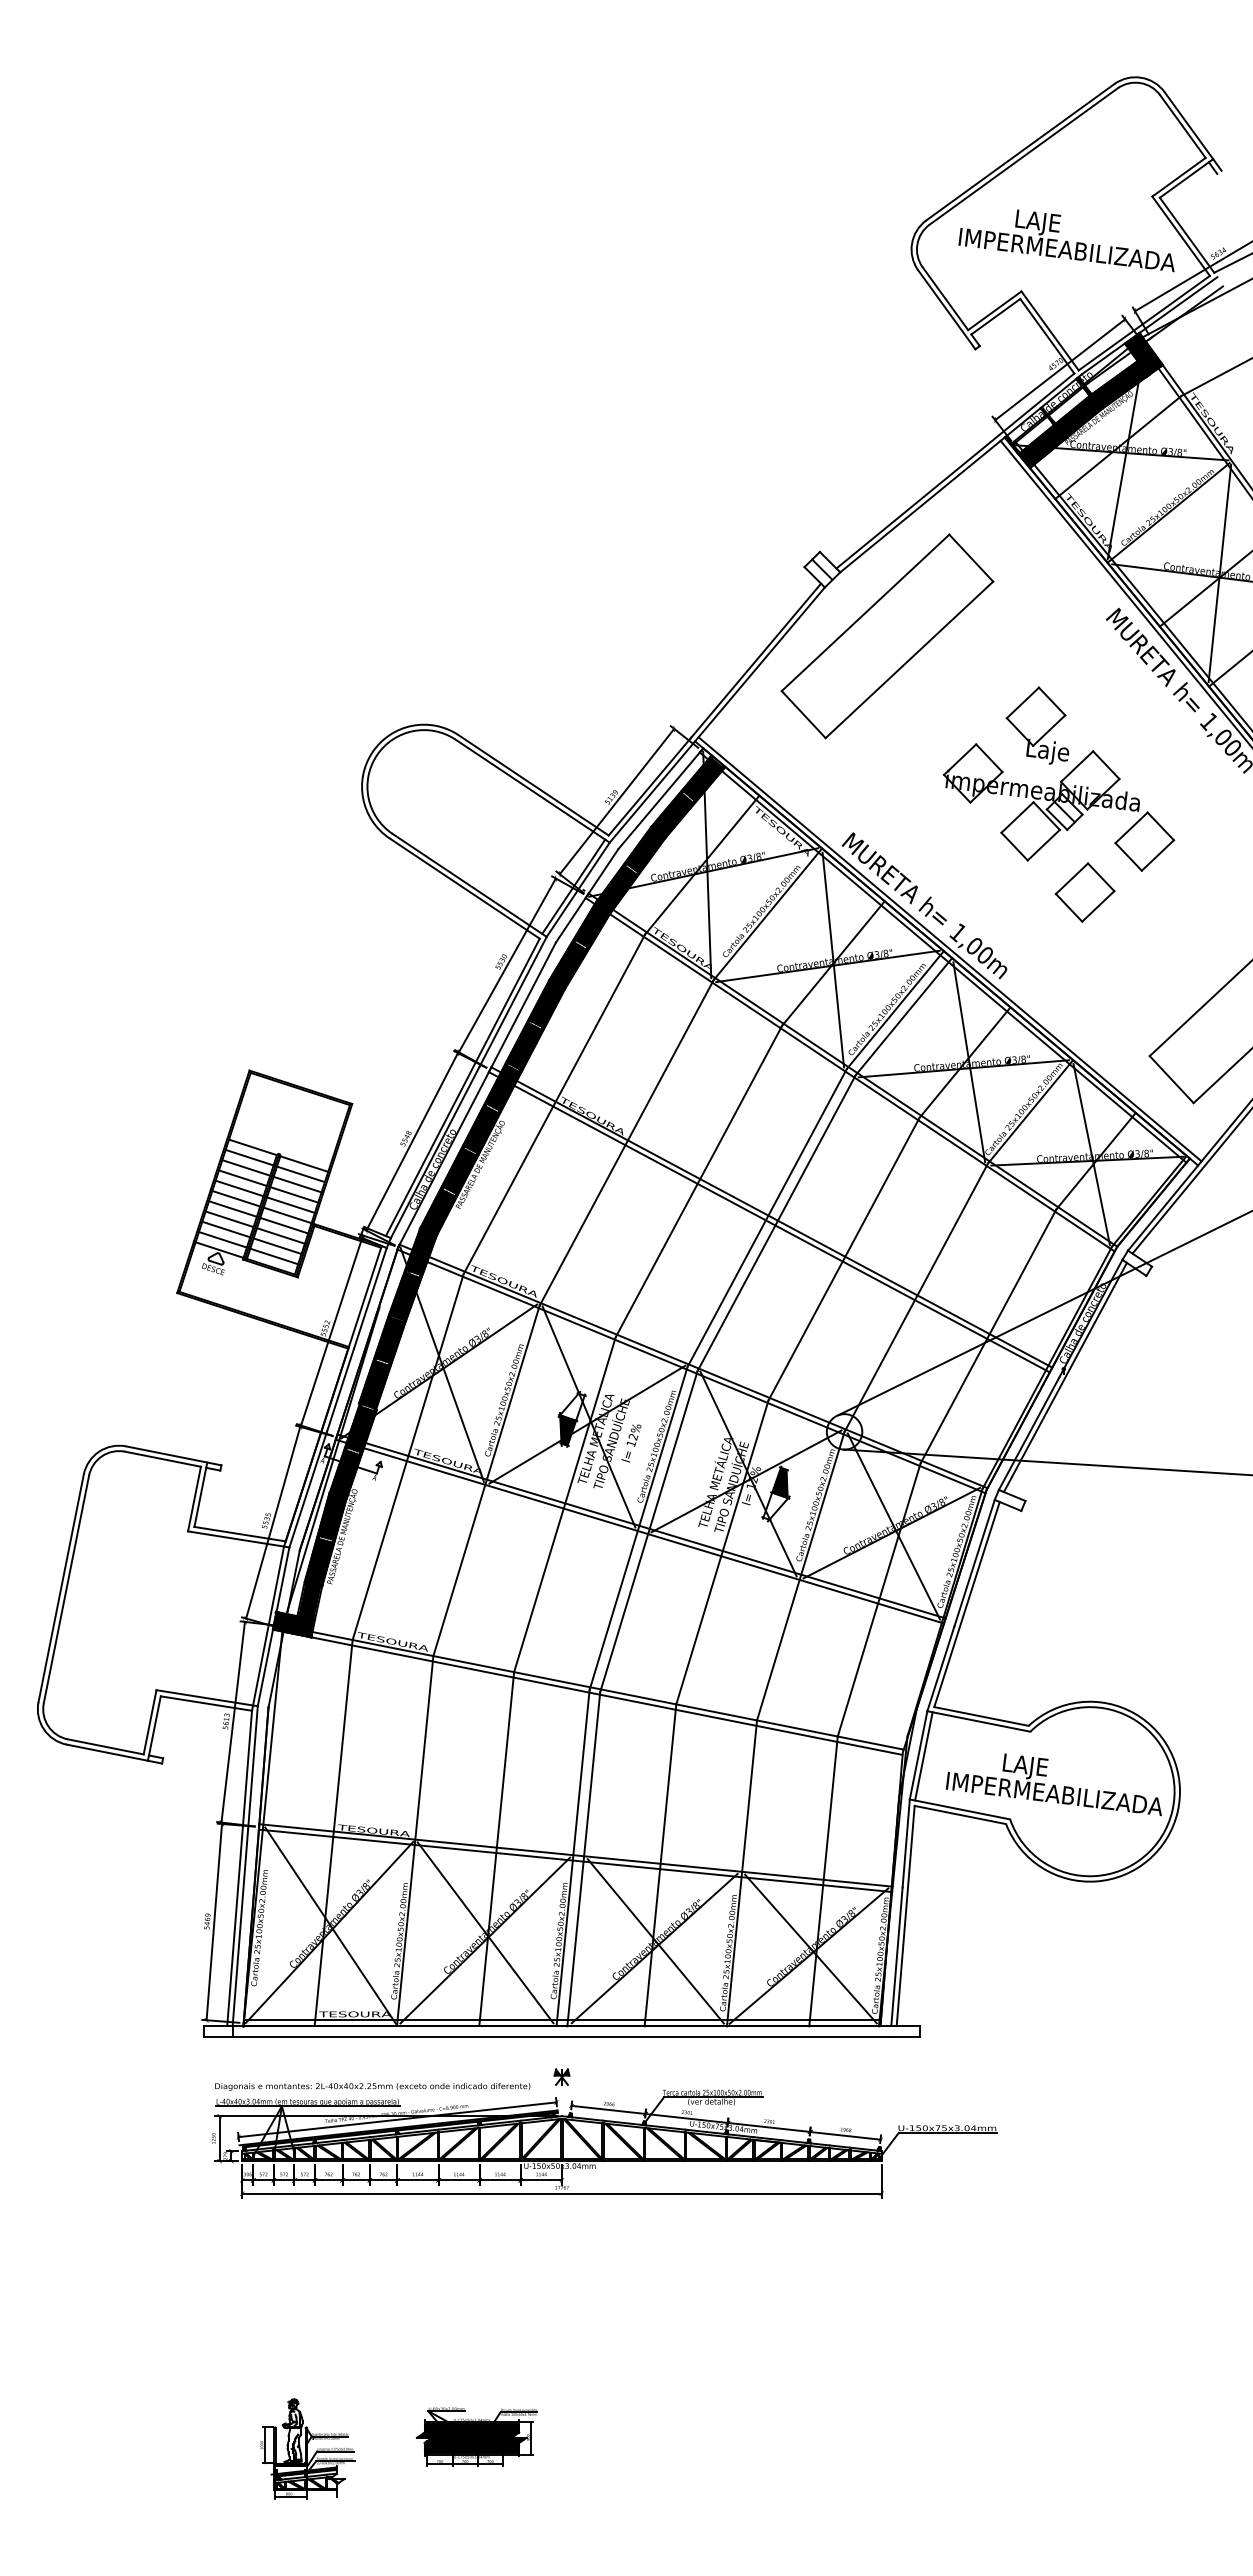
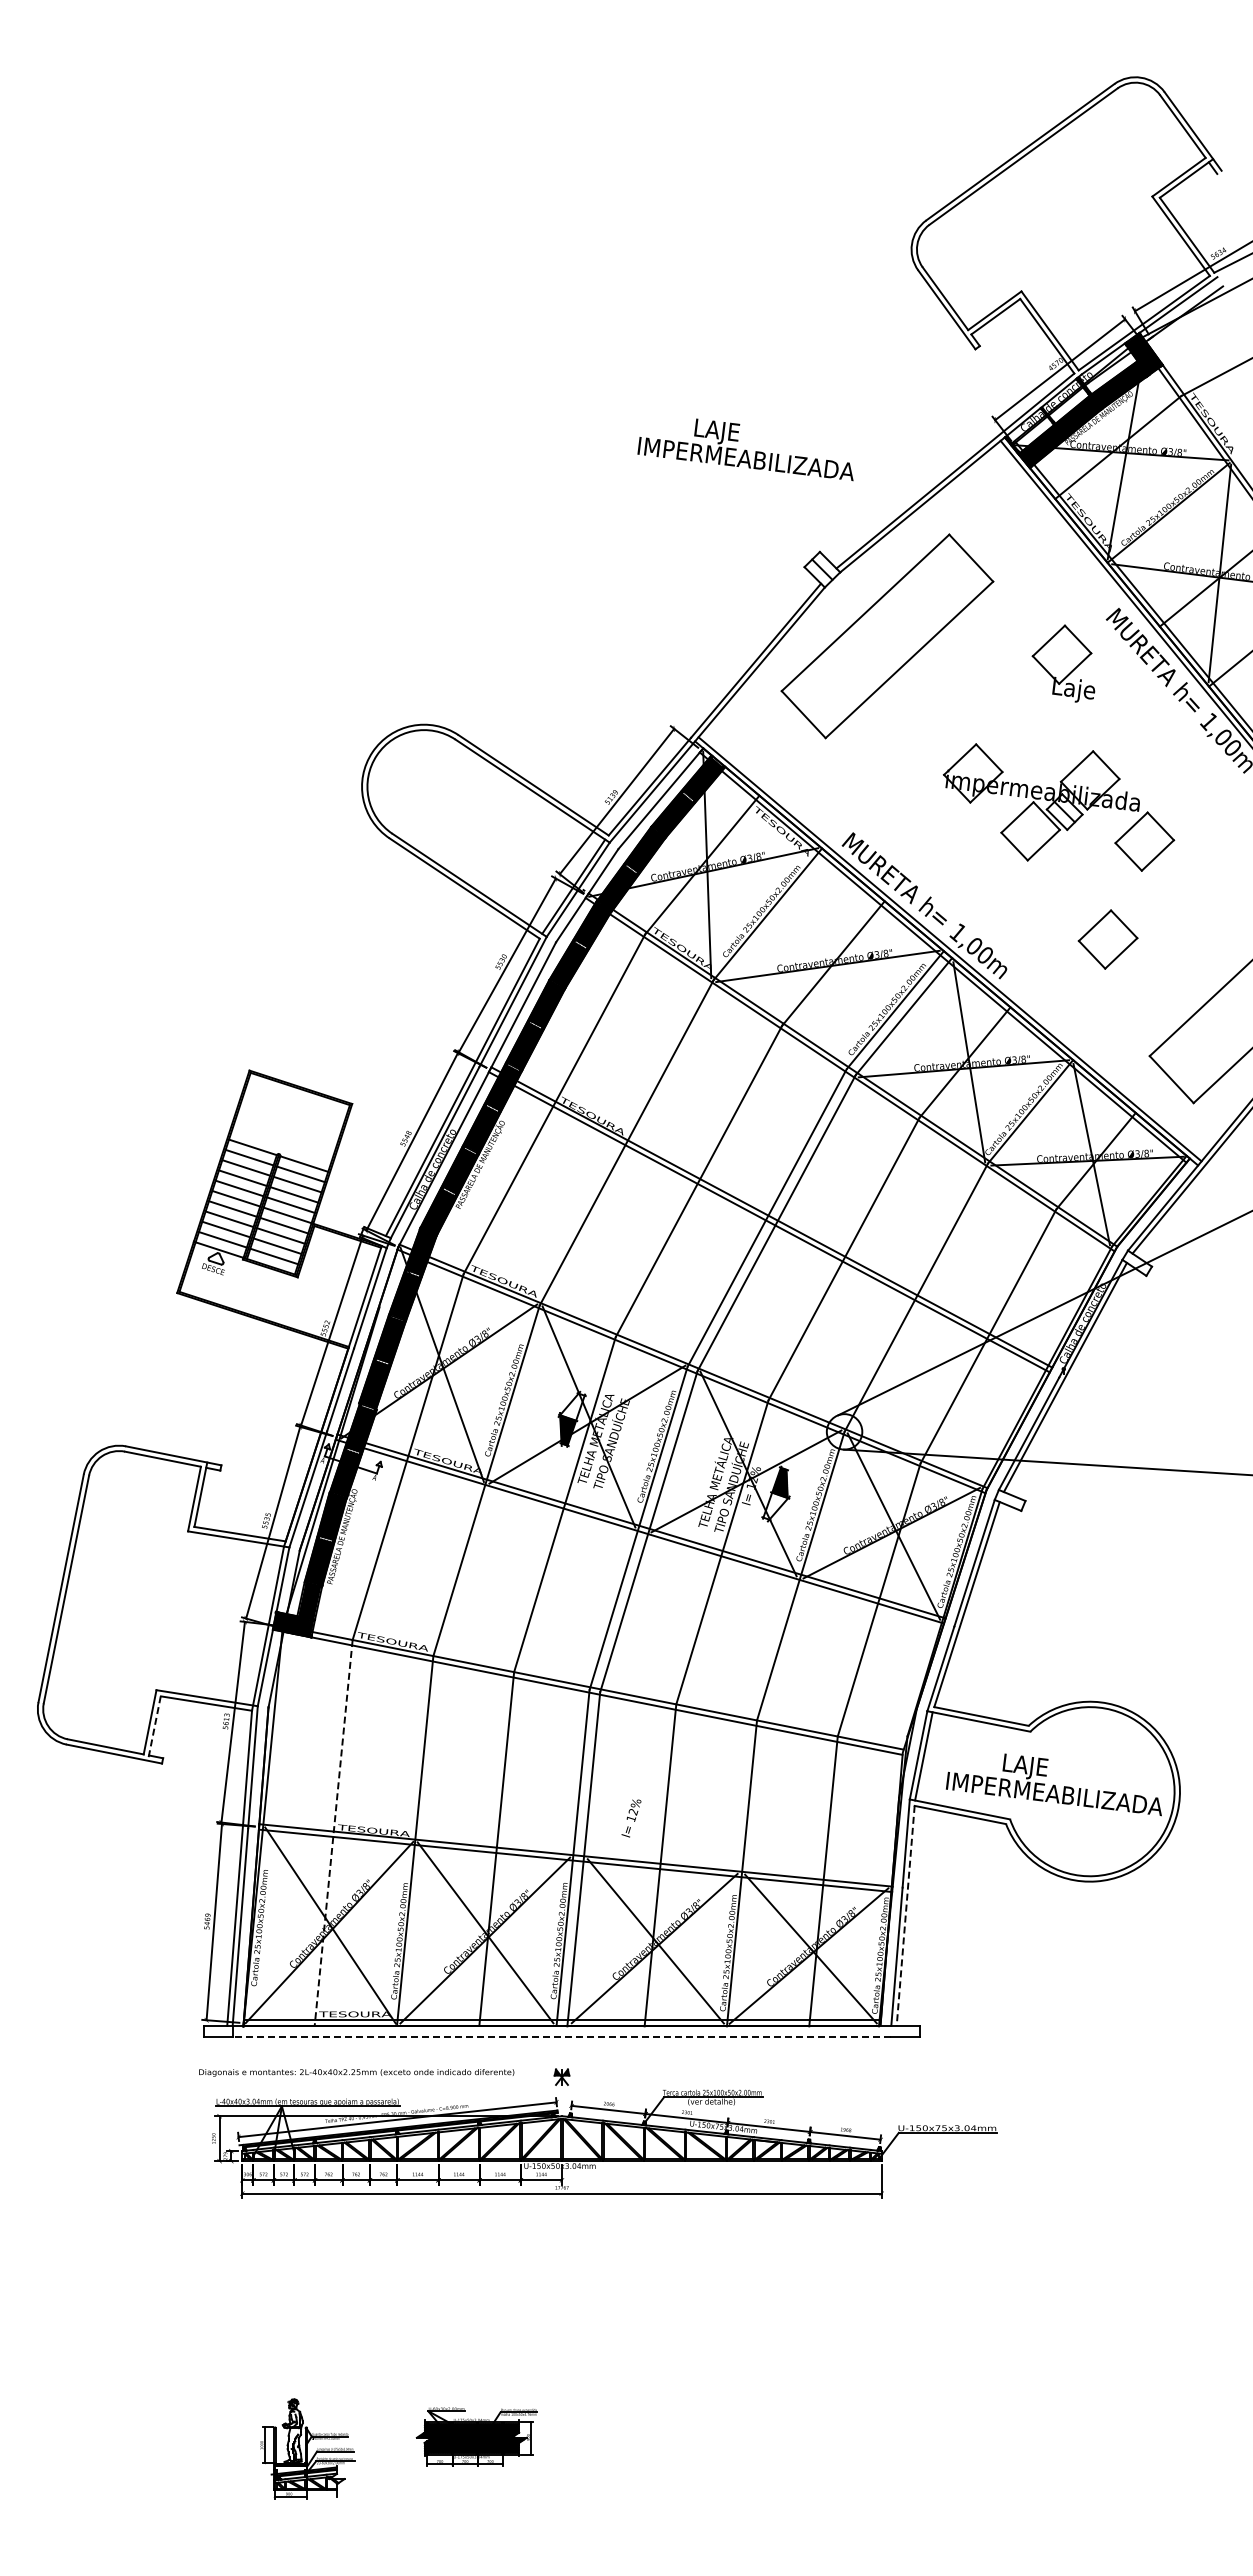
text position: (1066, 240) -> (745, 449) (745, 449)
part position: (1037, 725) -> (1063, 663) (1063, 663)
part position: (1084, 892) -> (1107, 939) (1107, 939)
line: present -> none (833, 959)
text position: (631, 1443) -> (631, 1818) (631, 1818)
line: solid -> dashed (154, 1728)
line: solid -> dashed (333, 1832)
line: solid -> dashed (905, 1916)
line: solid -> dashed (561, 2036)
text position: (372, 2086) -> (356, 2072) (356, 2072)
